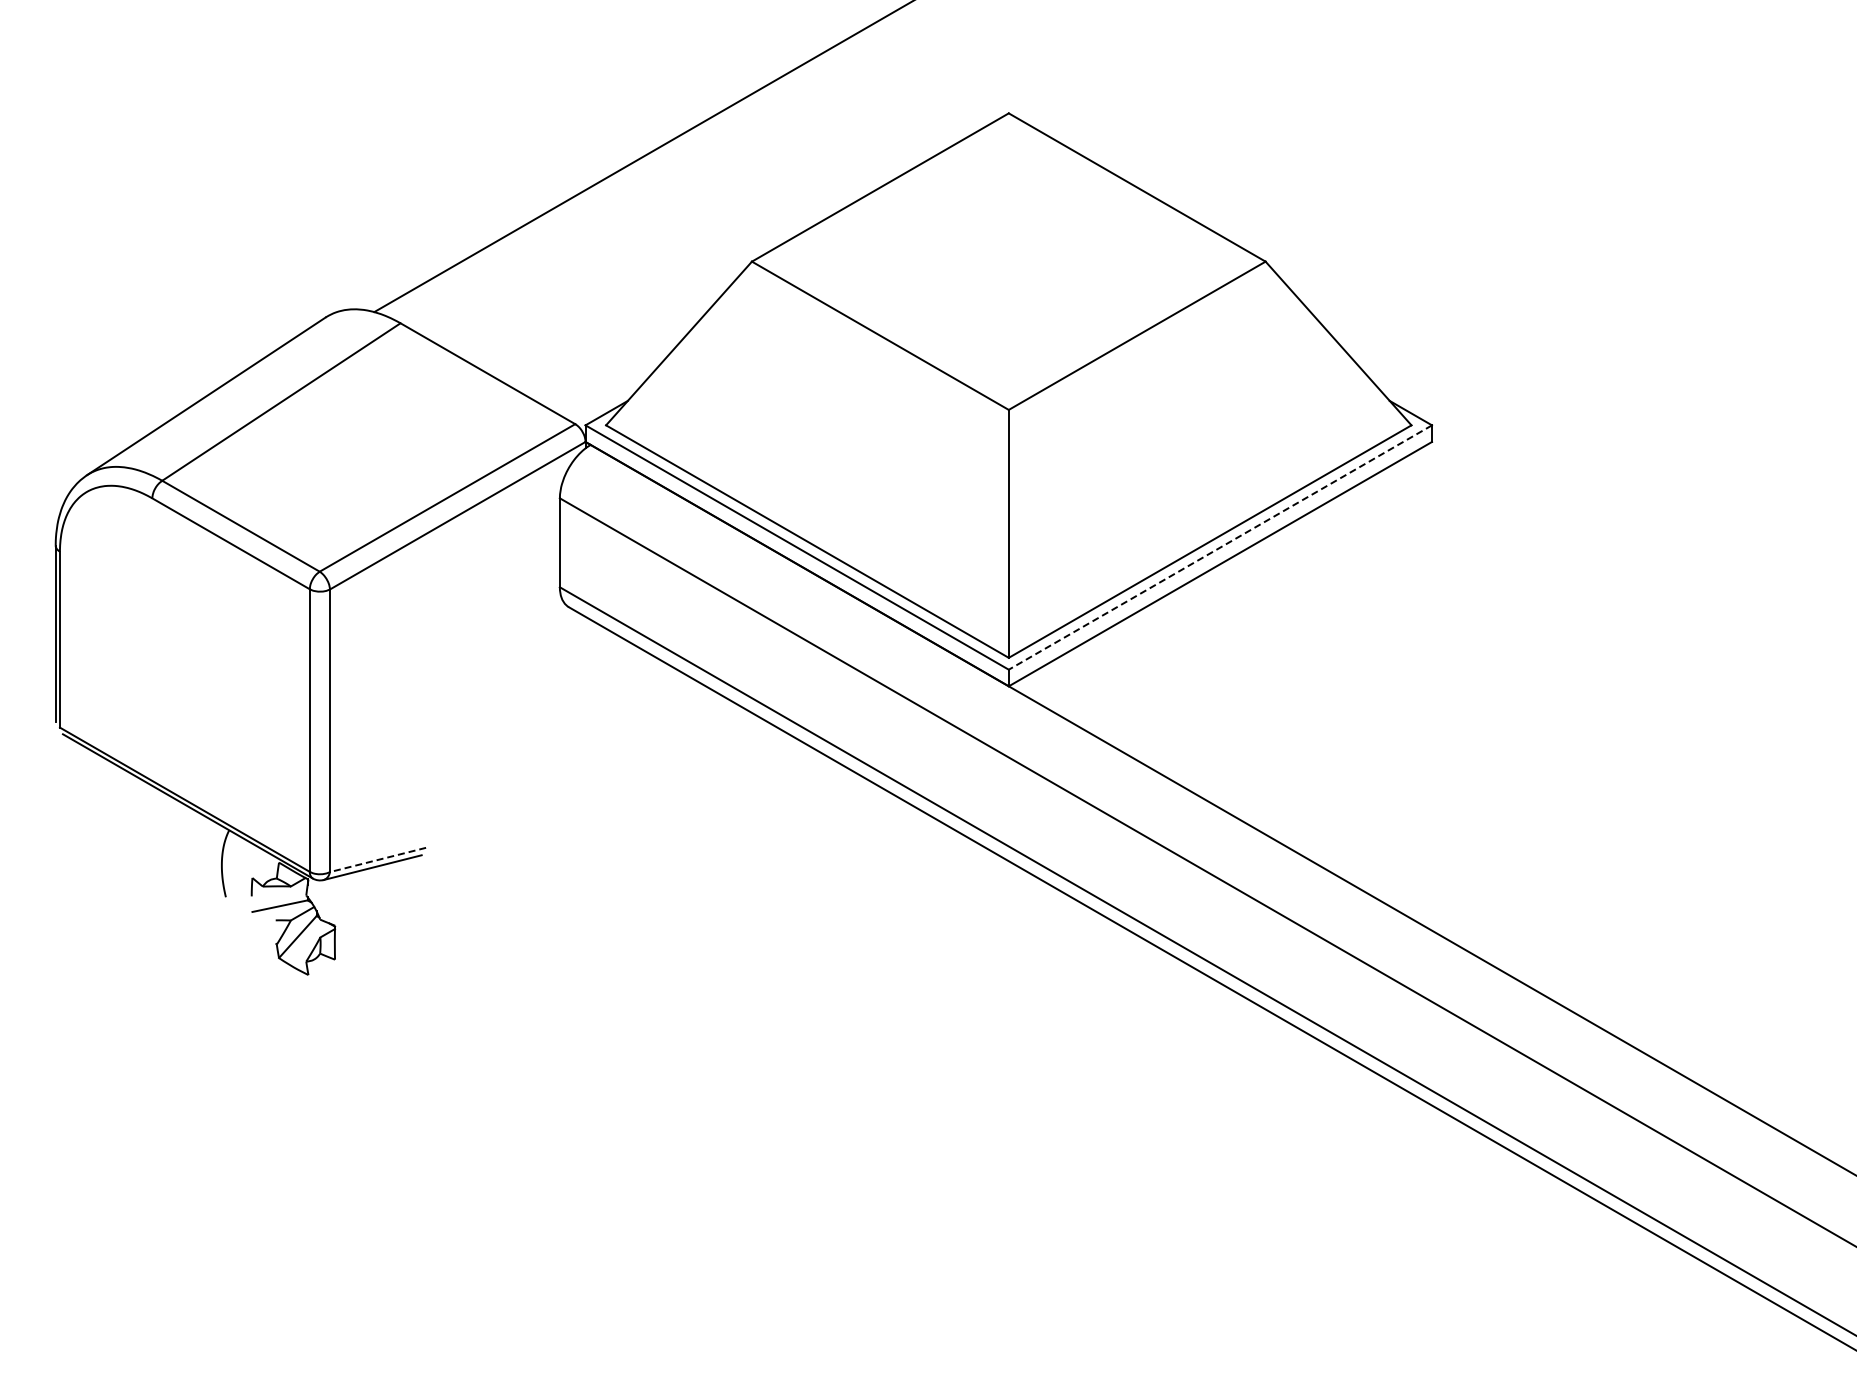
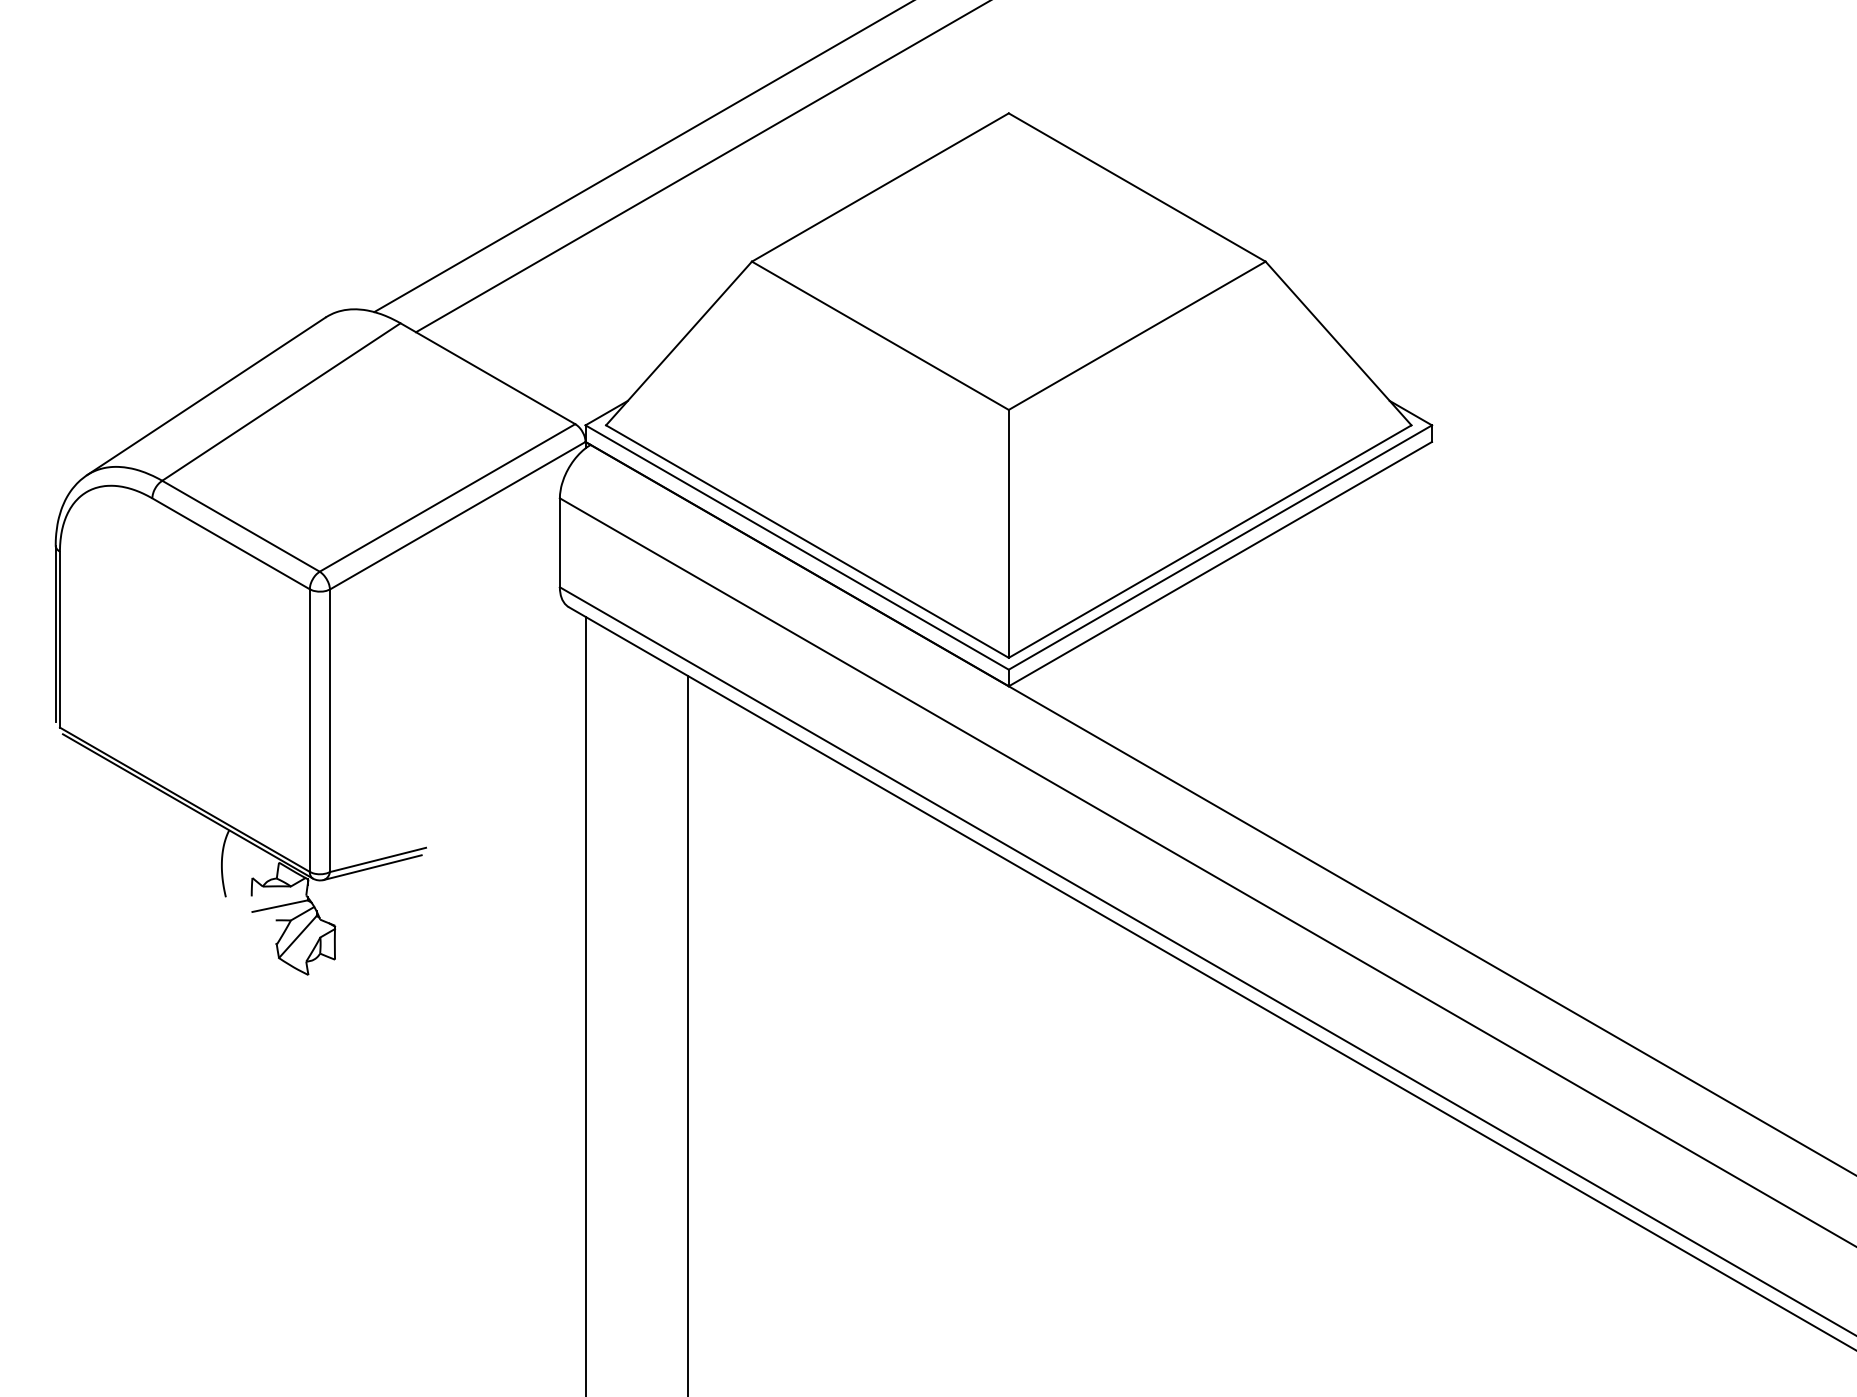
line: none -> present (701, 167)
line: dashed -> solid (1219, 547)
line: dashed -> solid (378, 859)
line: none -> present (585, 1004)
line: none -> present (688, 1034)
